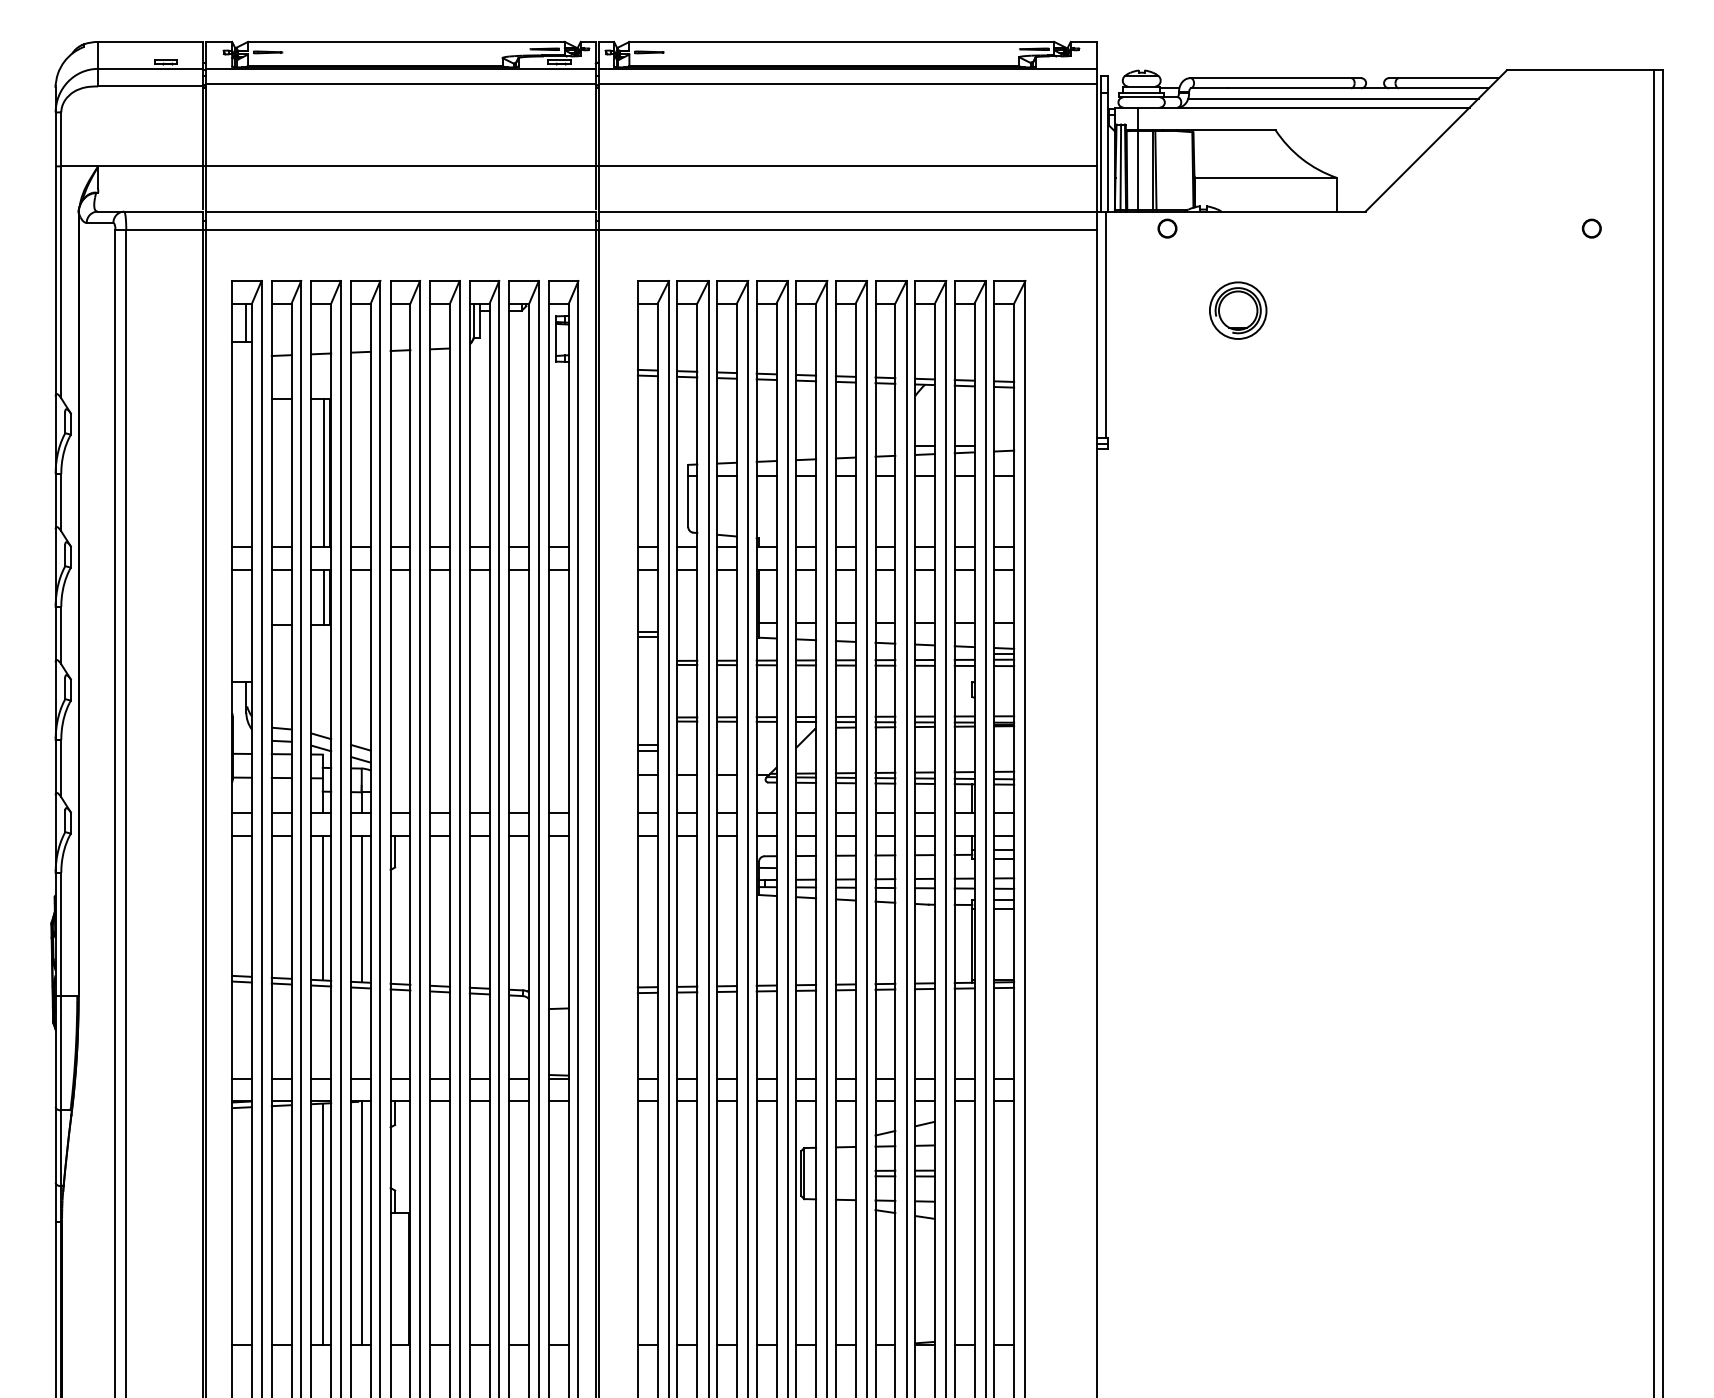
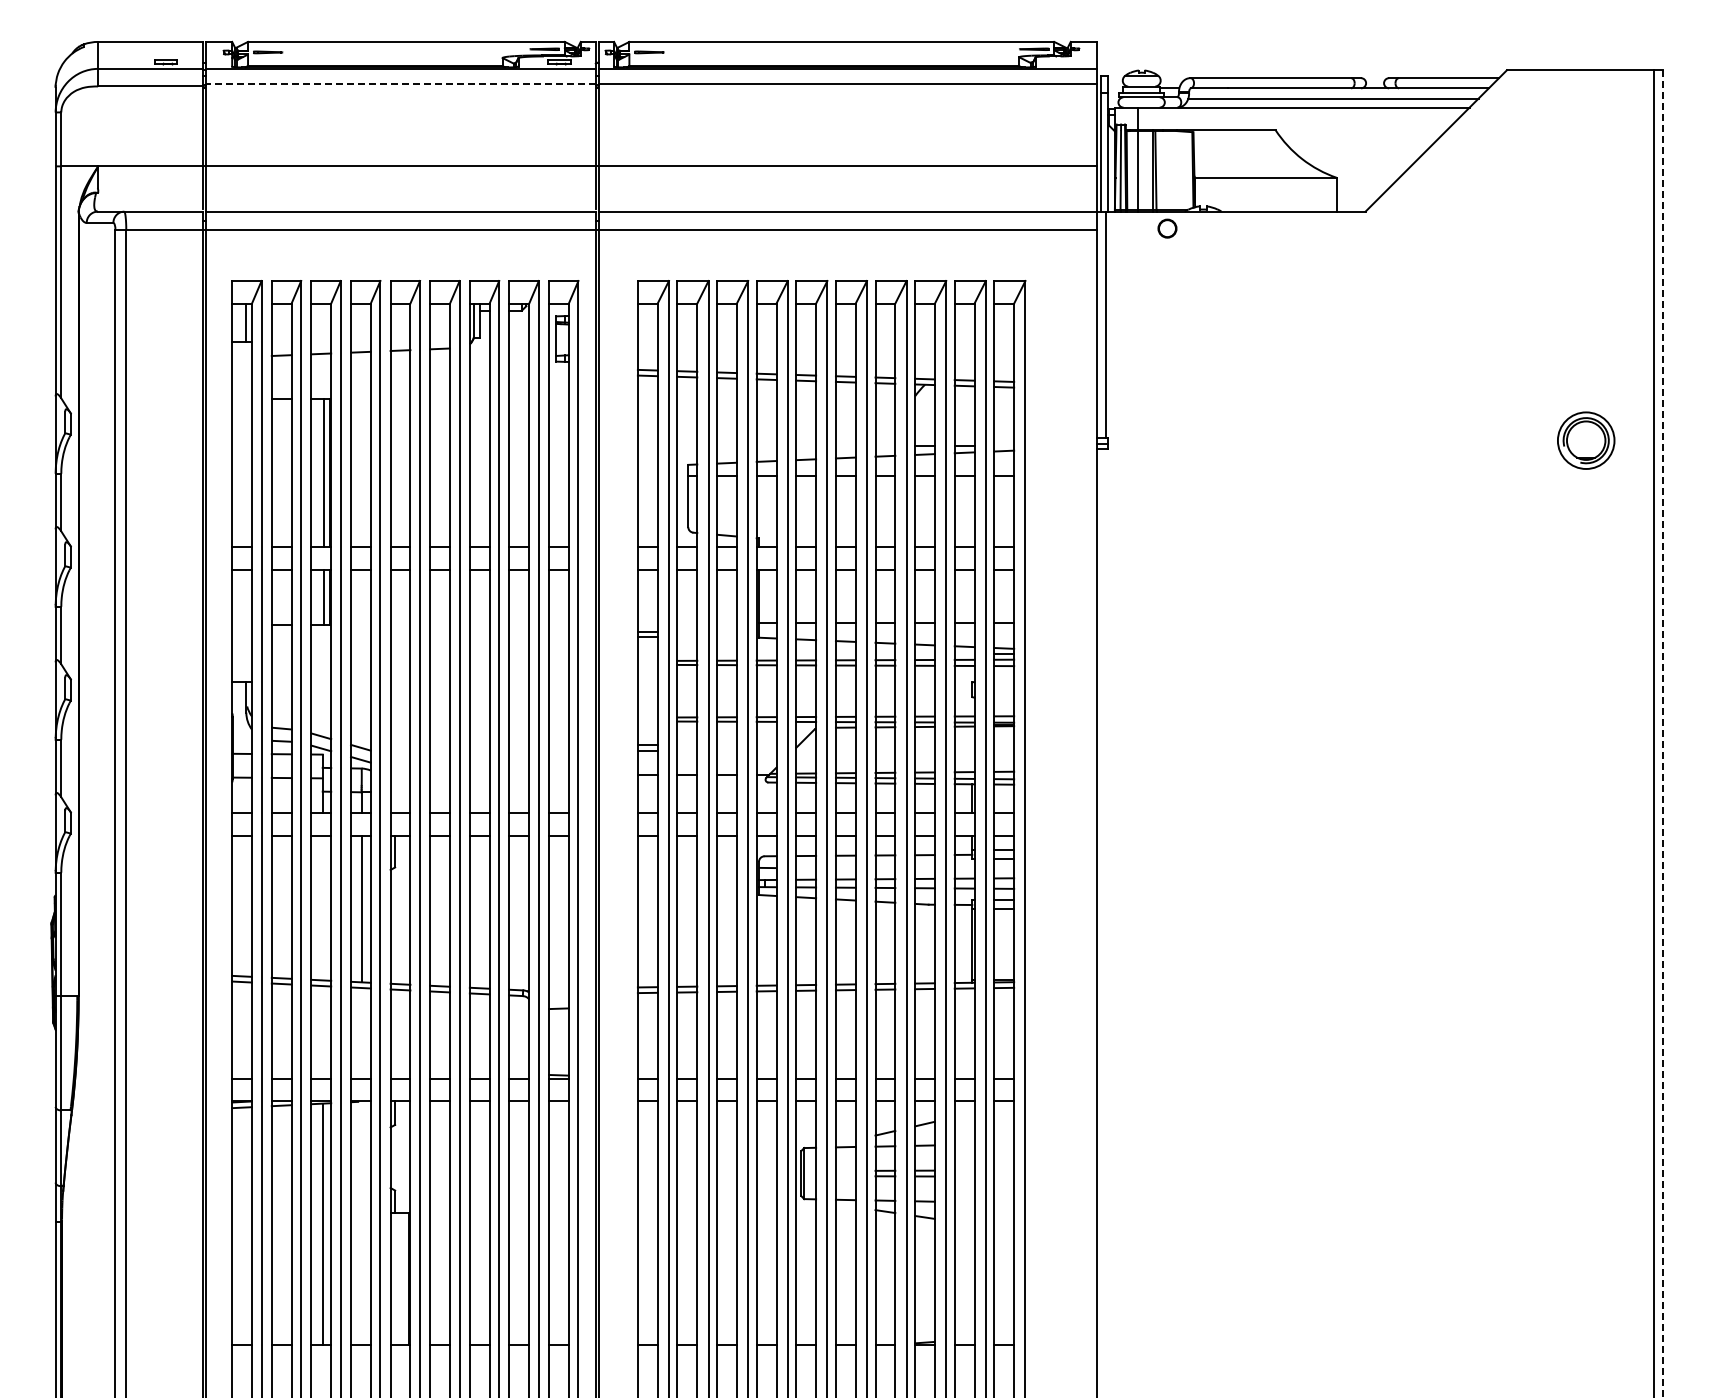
line: solid -> dashed (400, 84)
circle: present -> none (1591, 228)
part position: (1238, 310) -> (1586, 440) (1586, 440)
line: solid -> dashed (1662, 734)
line: present -> none (322, 907)
line: present -> none (361, 1222)
